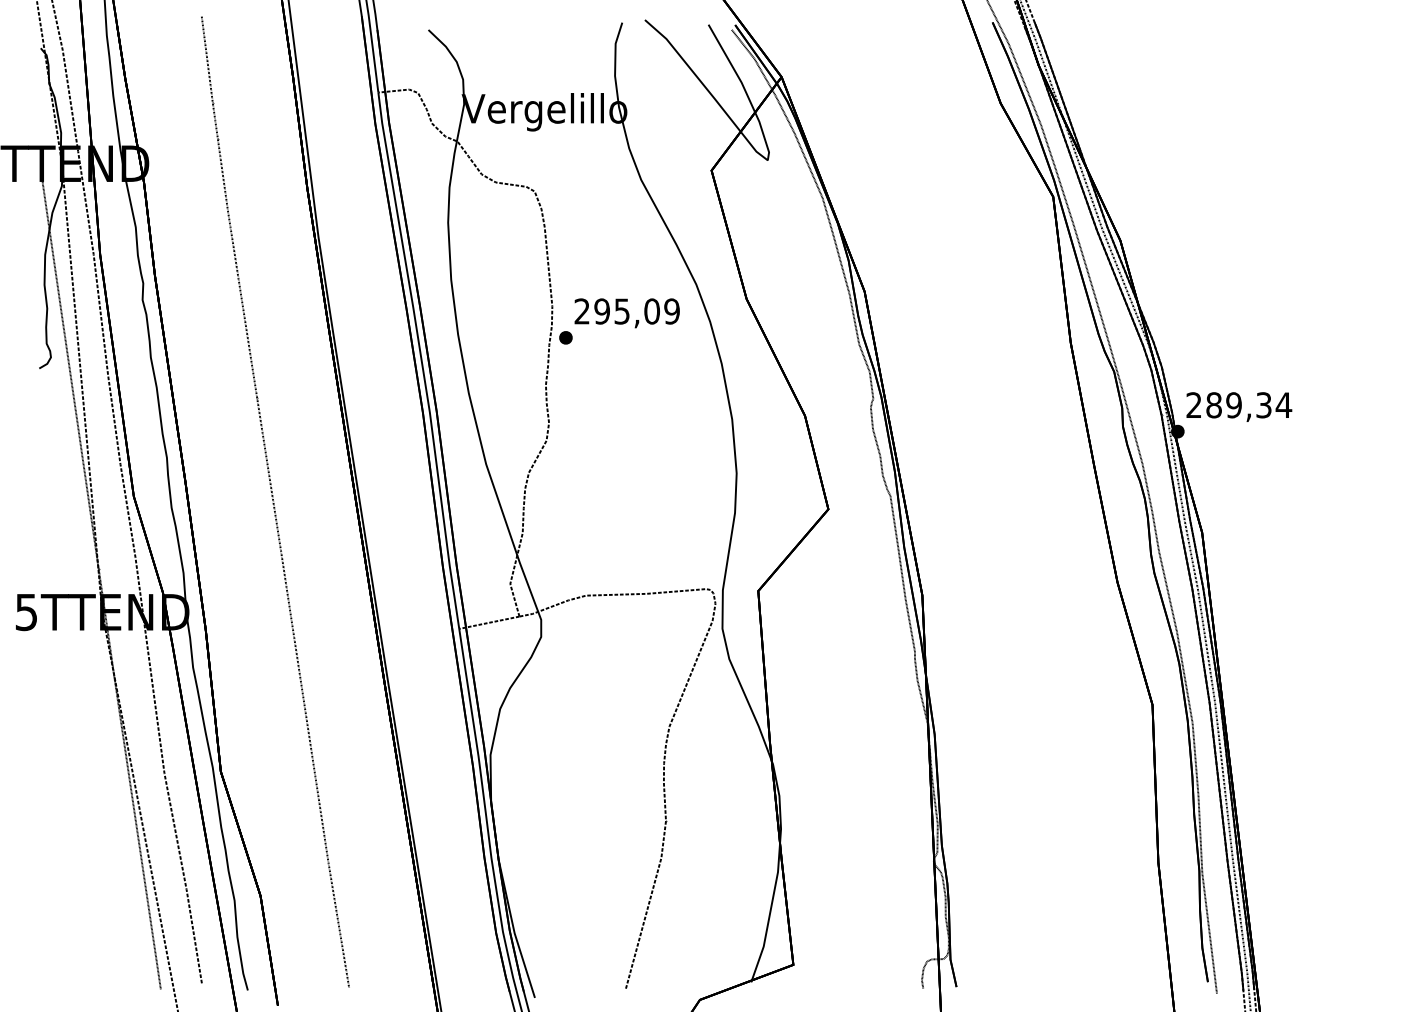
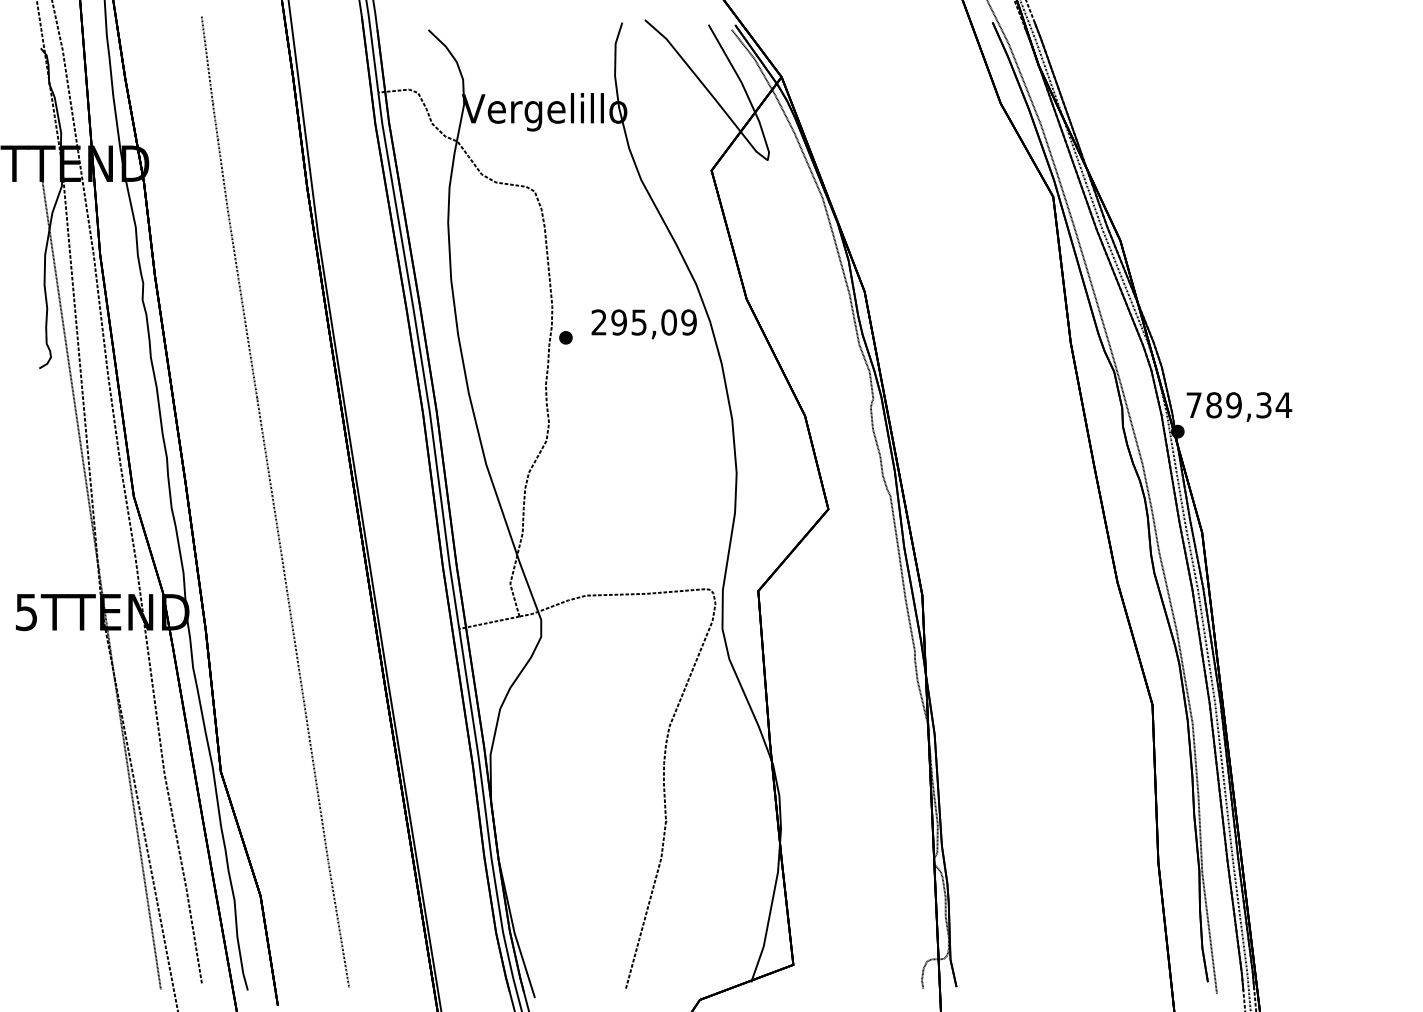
text position: (626, 313) -> (643, 324) (643, 324)
text: 289,34 -> 789,34 (1193, 404)
